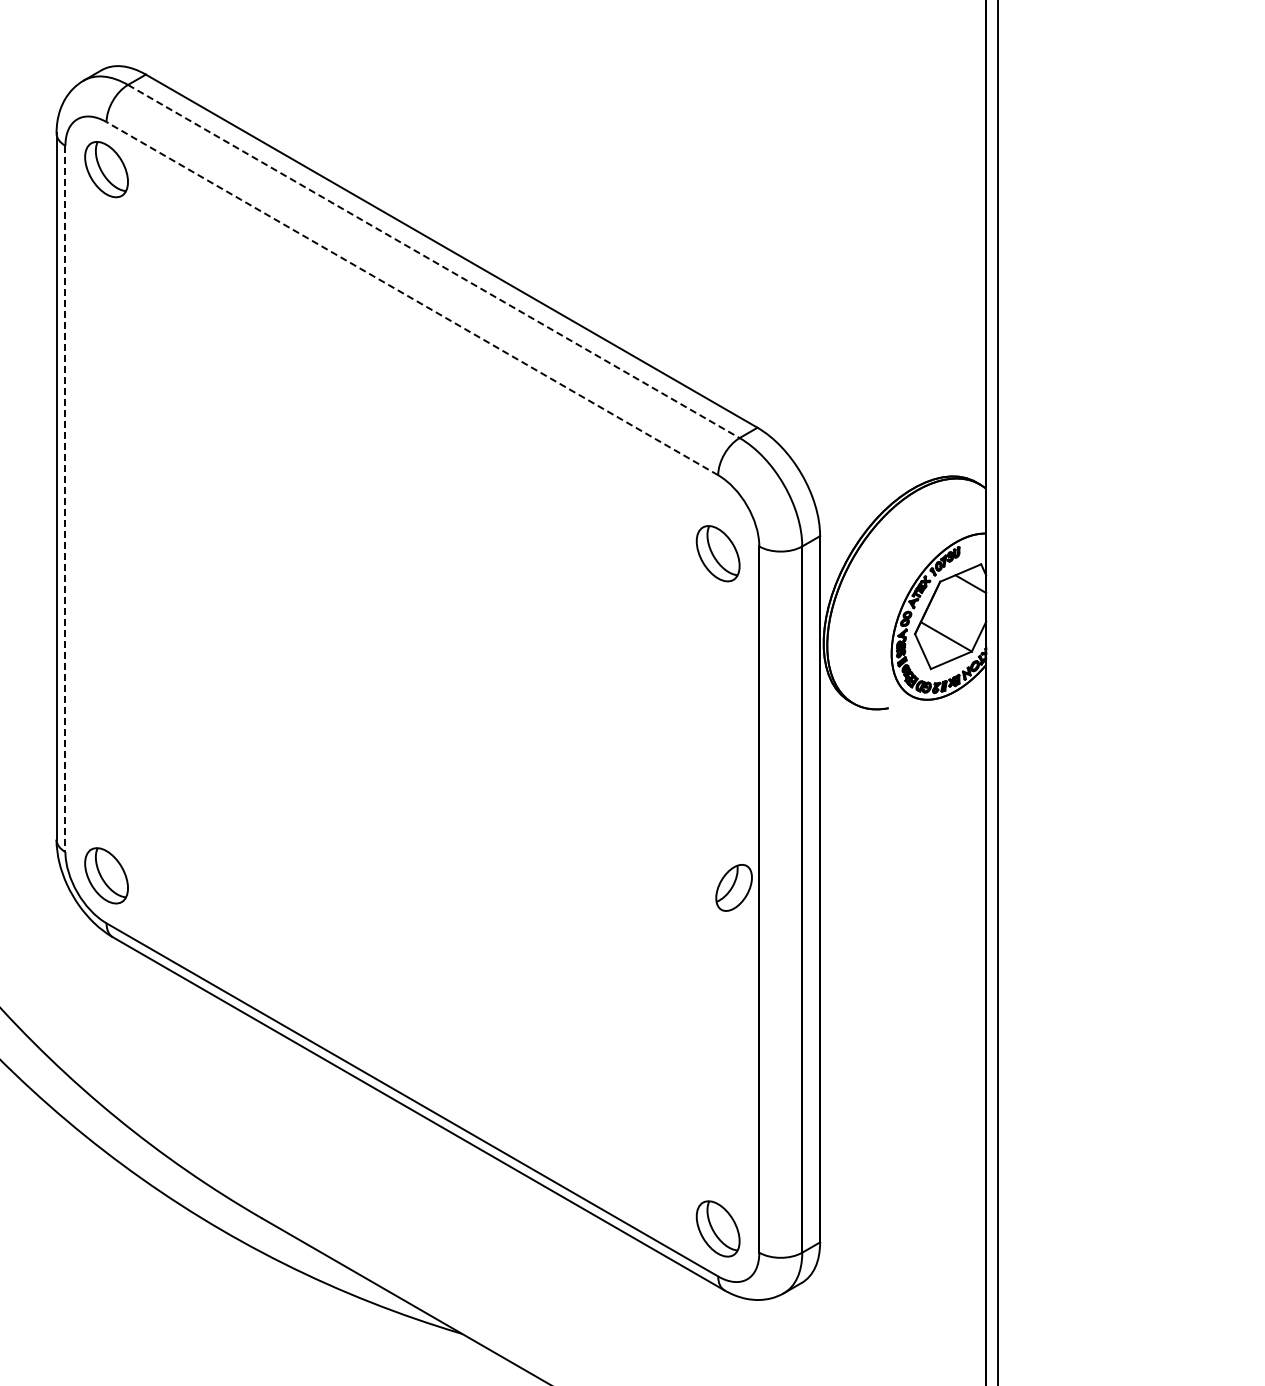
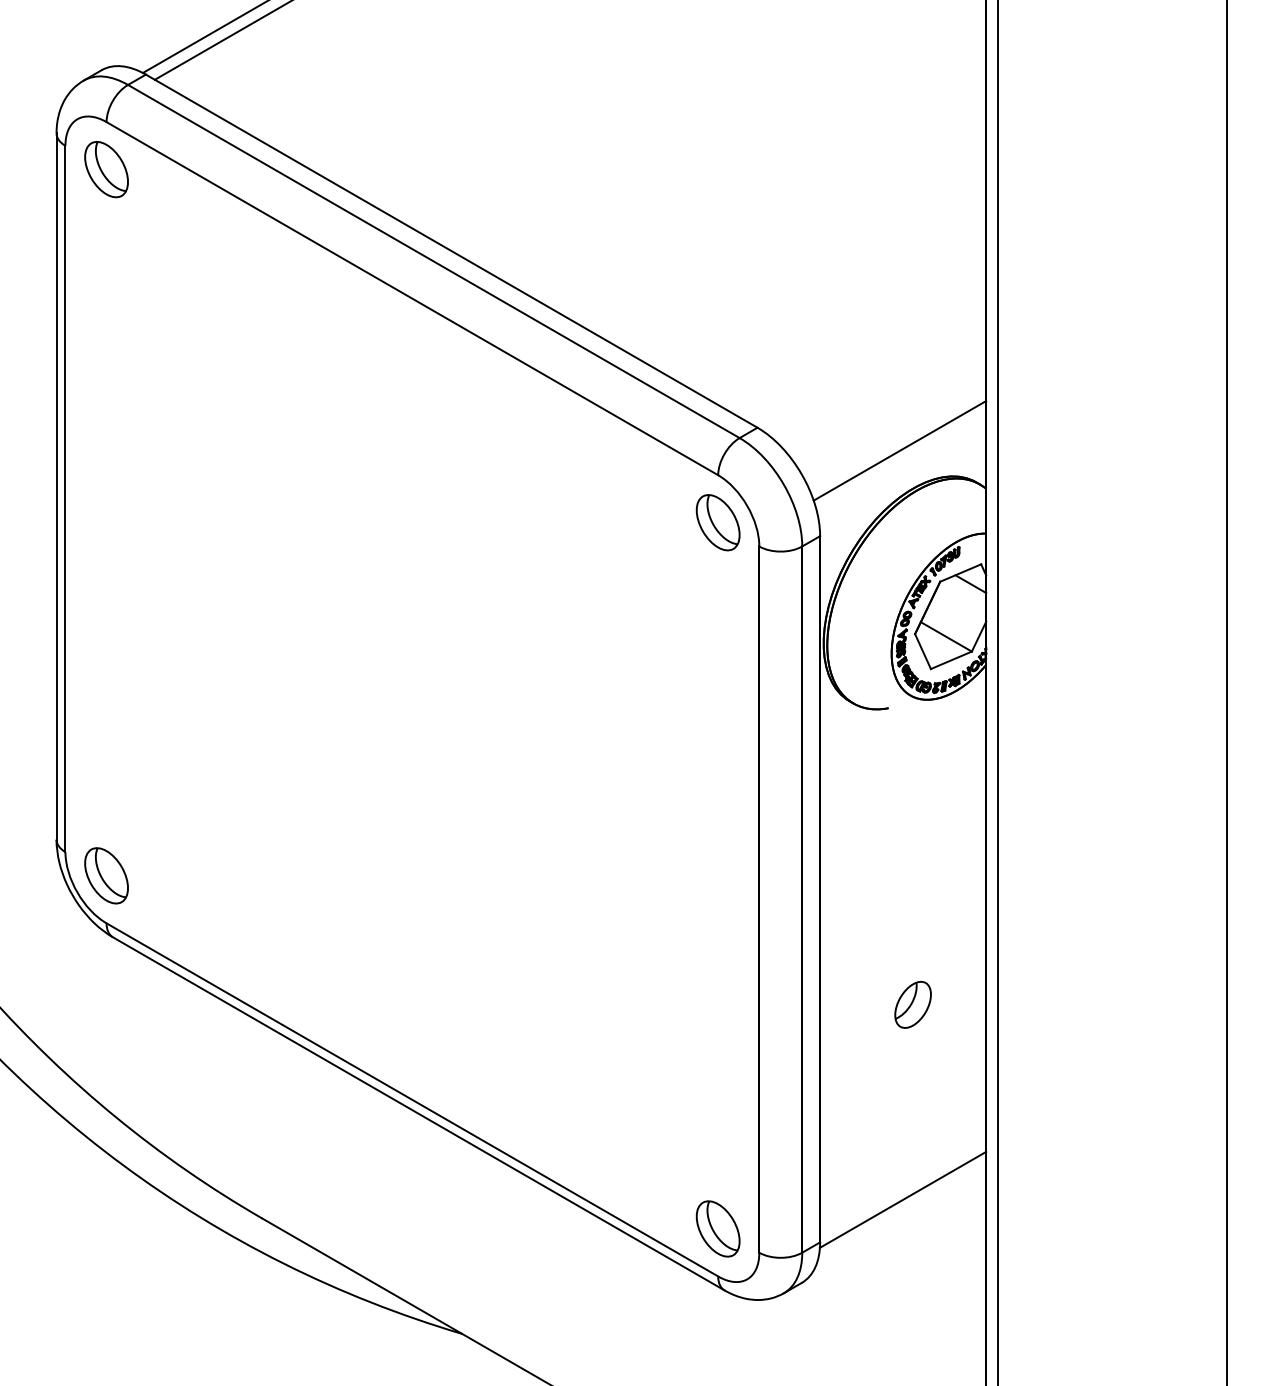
line: none -> present (203, 37)
line: none -> present (221, 40)
line: dashed -> solid (434, 261)
line: dashed -> solid (411, 298)
line: none -> present (899, 450)
line: dashed -> solid (65, 499)
part position: (717, 553) -> (717, 522) (717, 522)
line: none -> present (1226, 692)
part position: (733, 887) -> (912, 1004) (912, 1004)
line: none -> present (902, 1199)
